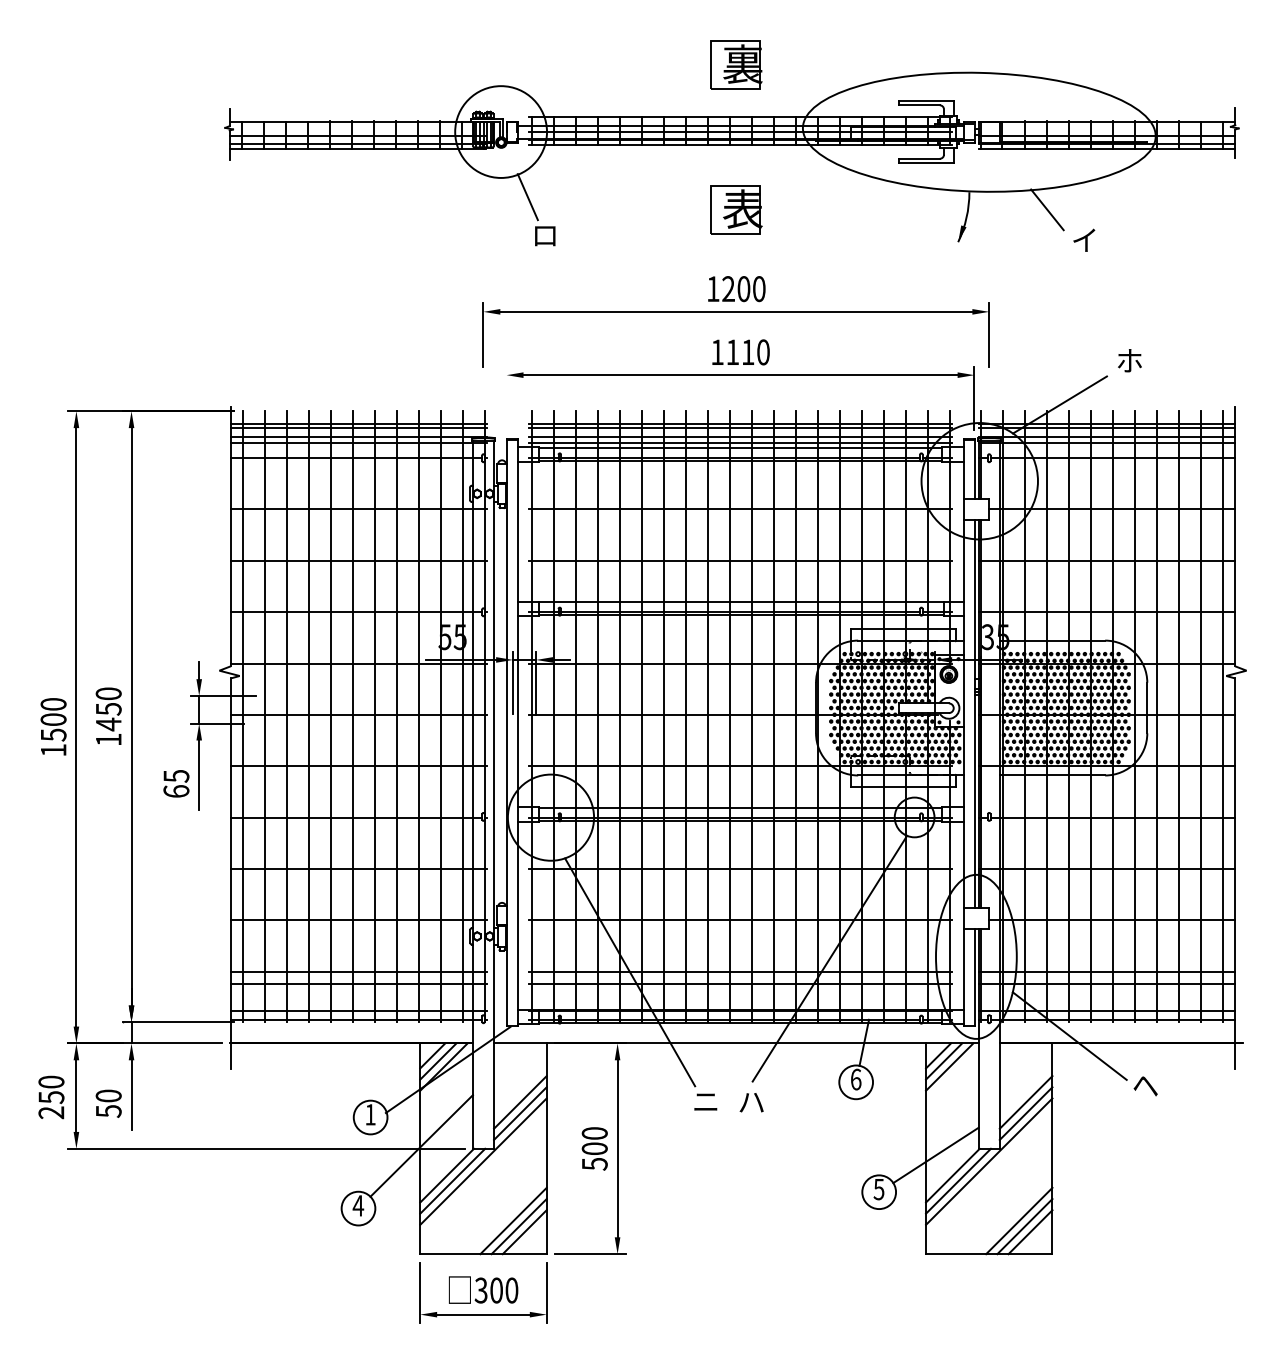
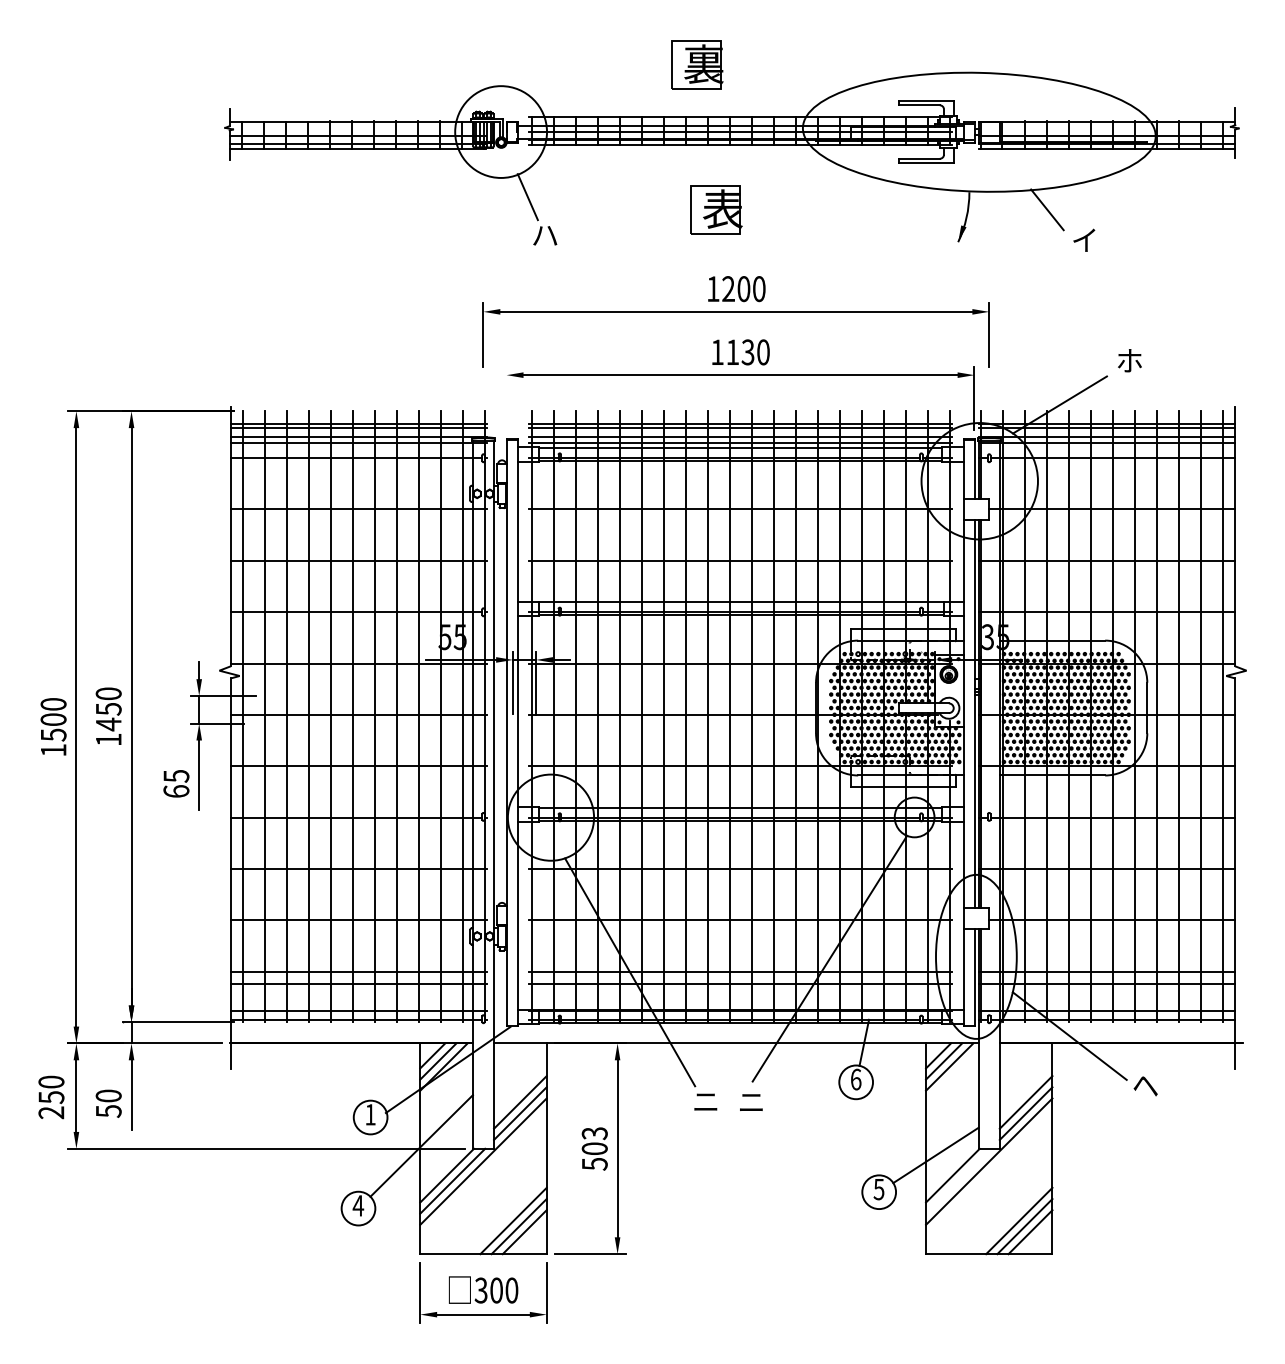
part position: (736, 64) -> (697, 64) (697, 64)
part position: (736, 209) -> (716, 209) (716, 209)
text: ロ -> ハ (545, 236)
text: 1110 -> 1130 (747, 352)
text: ハ -> ニ (751, 1102)
text: 500 -> 503 (594, 1133)
line: present -> none (958, 1180)
